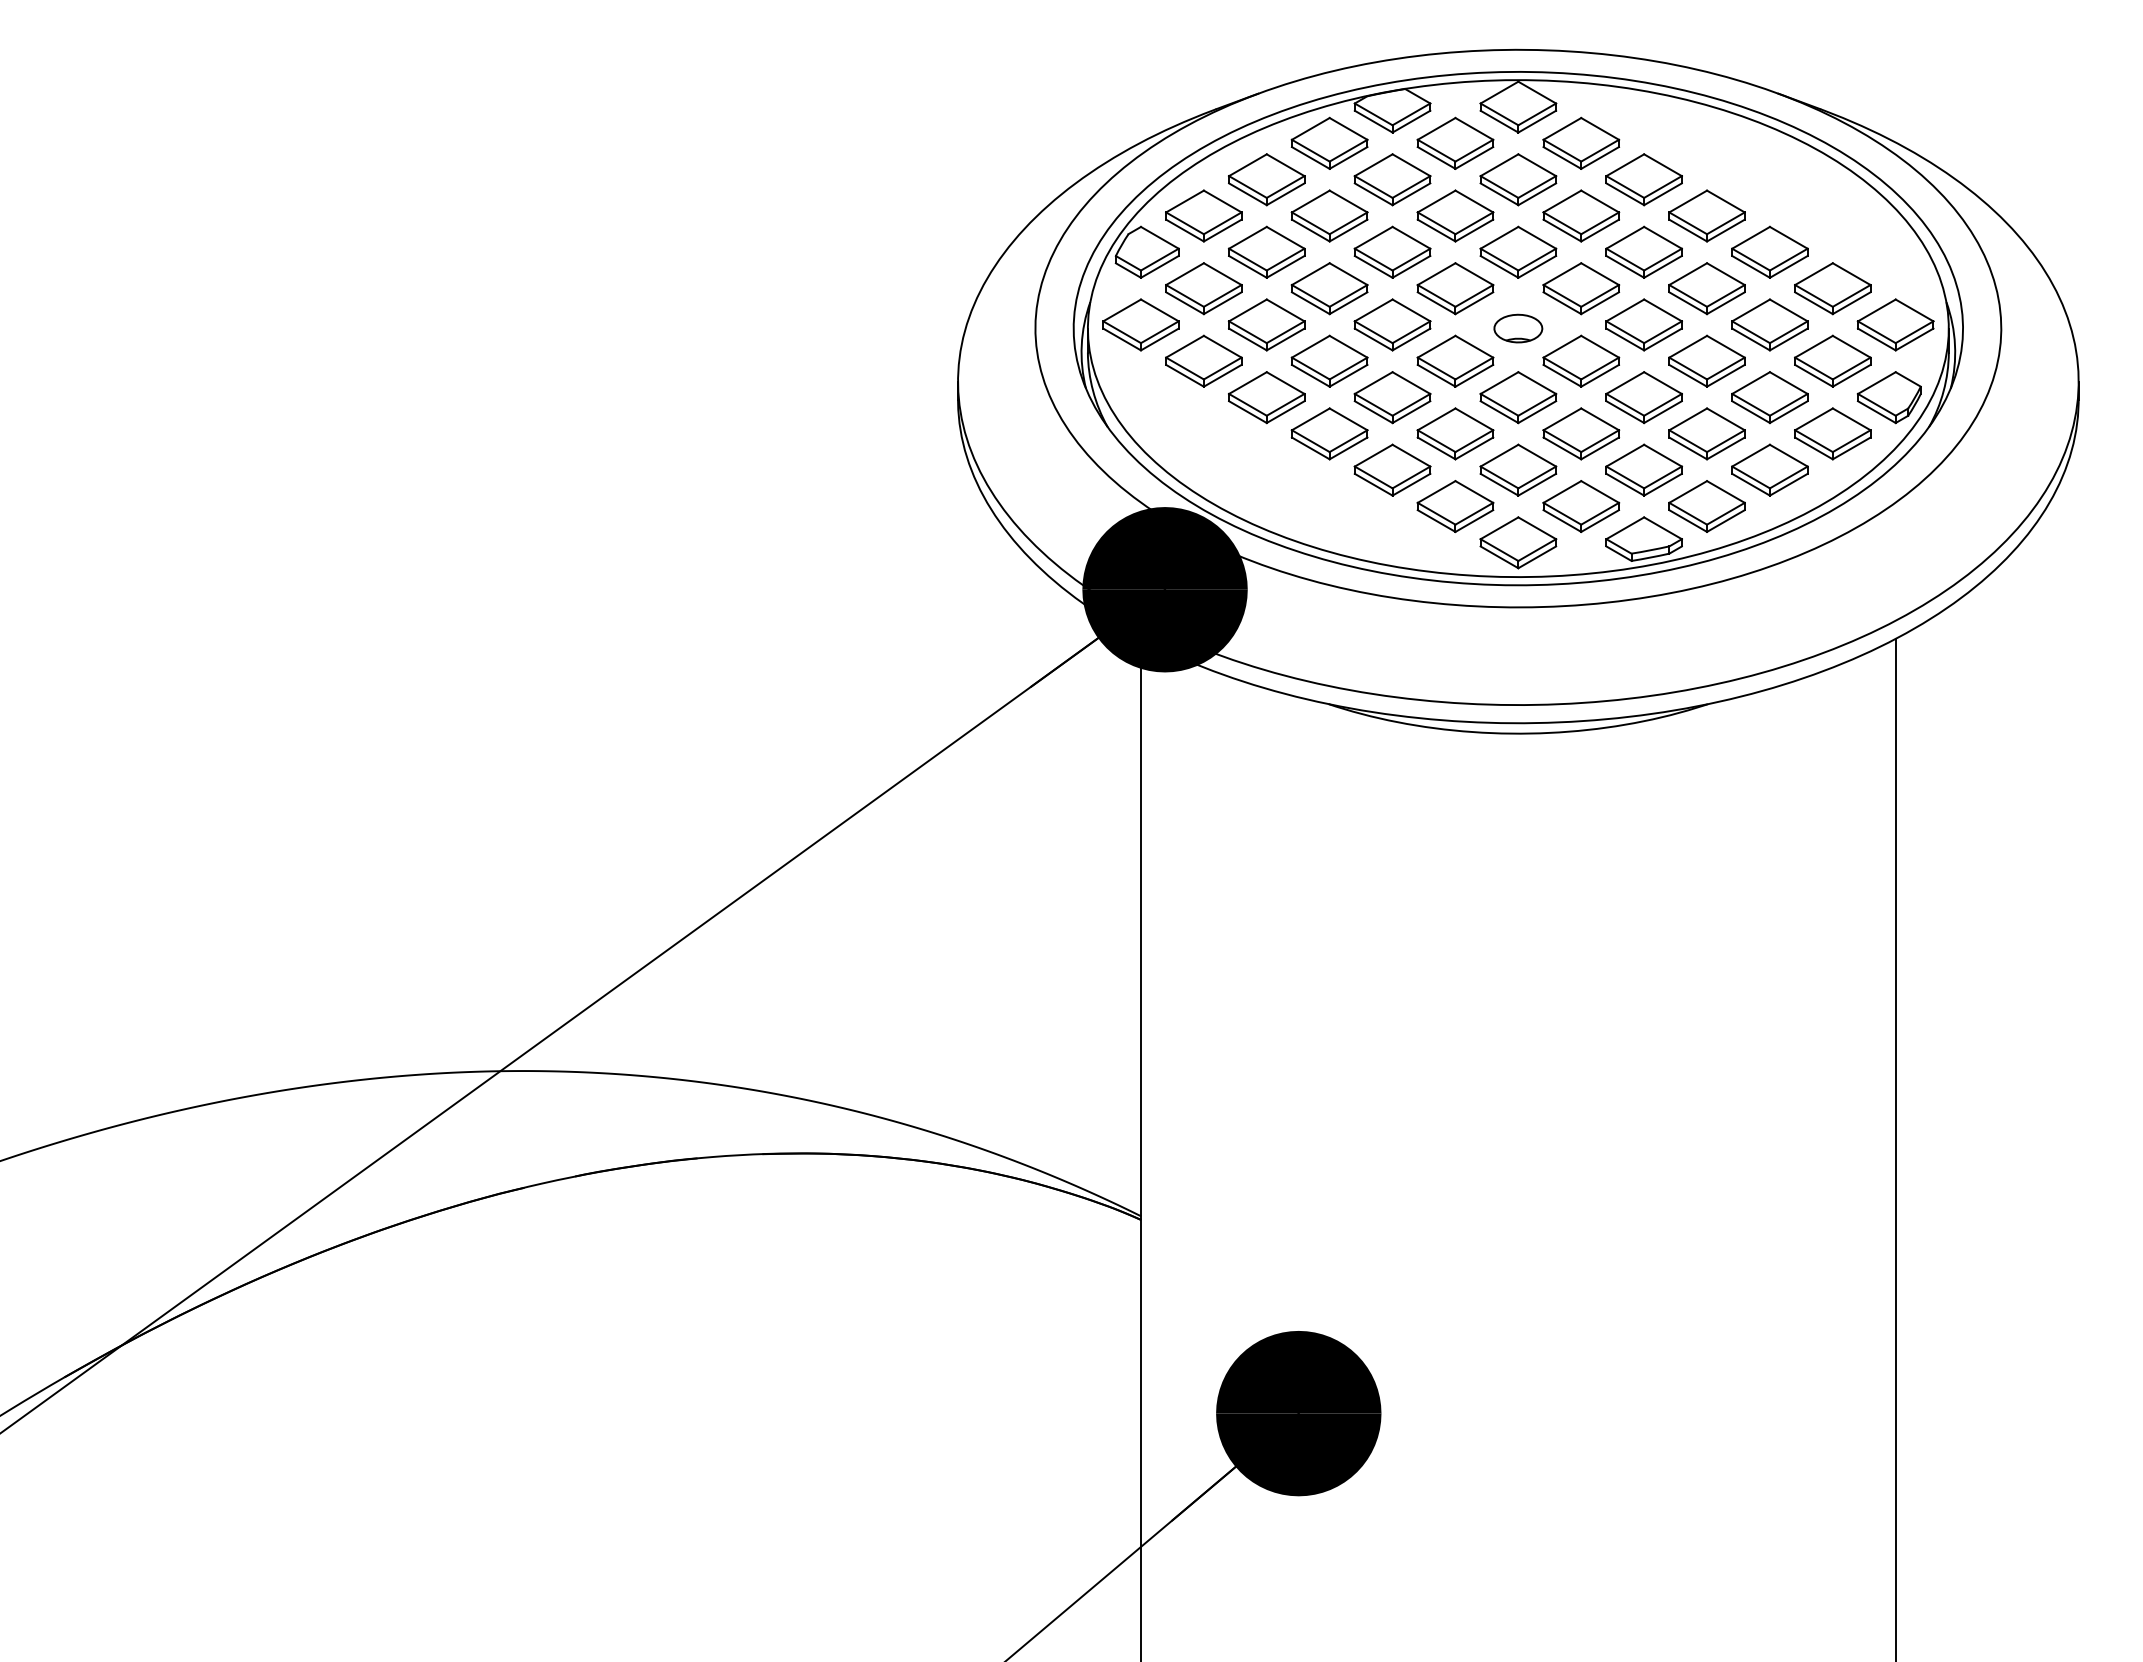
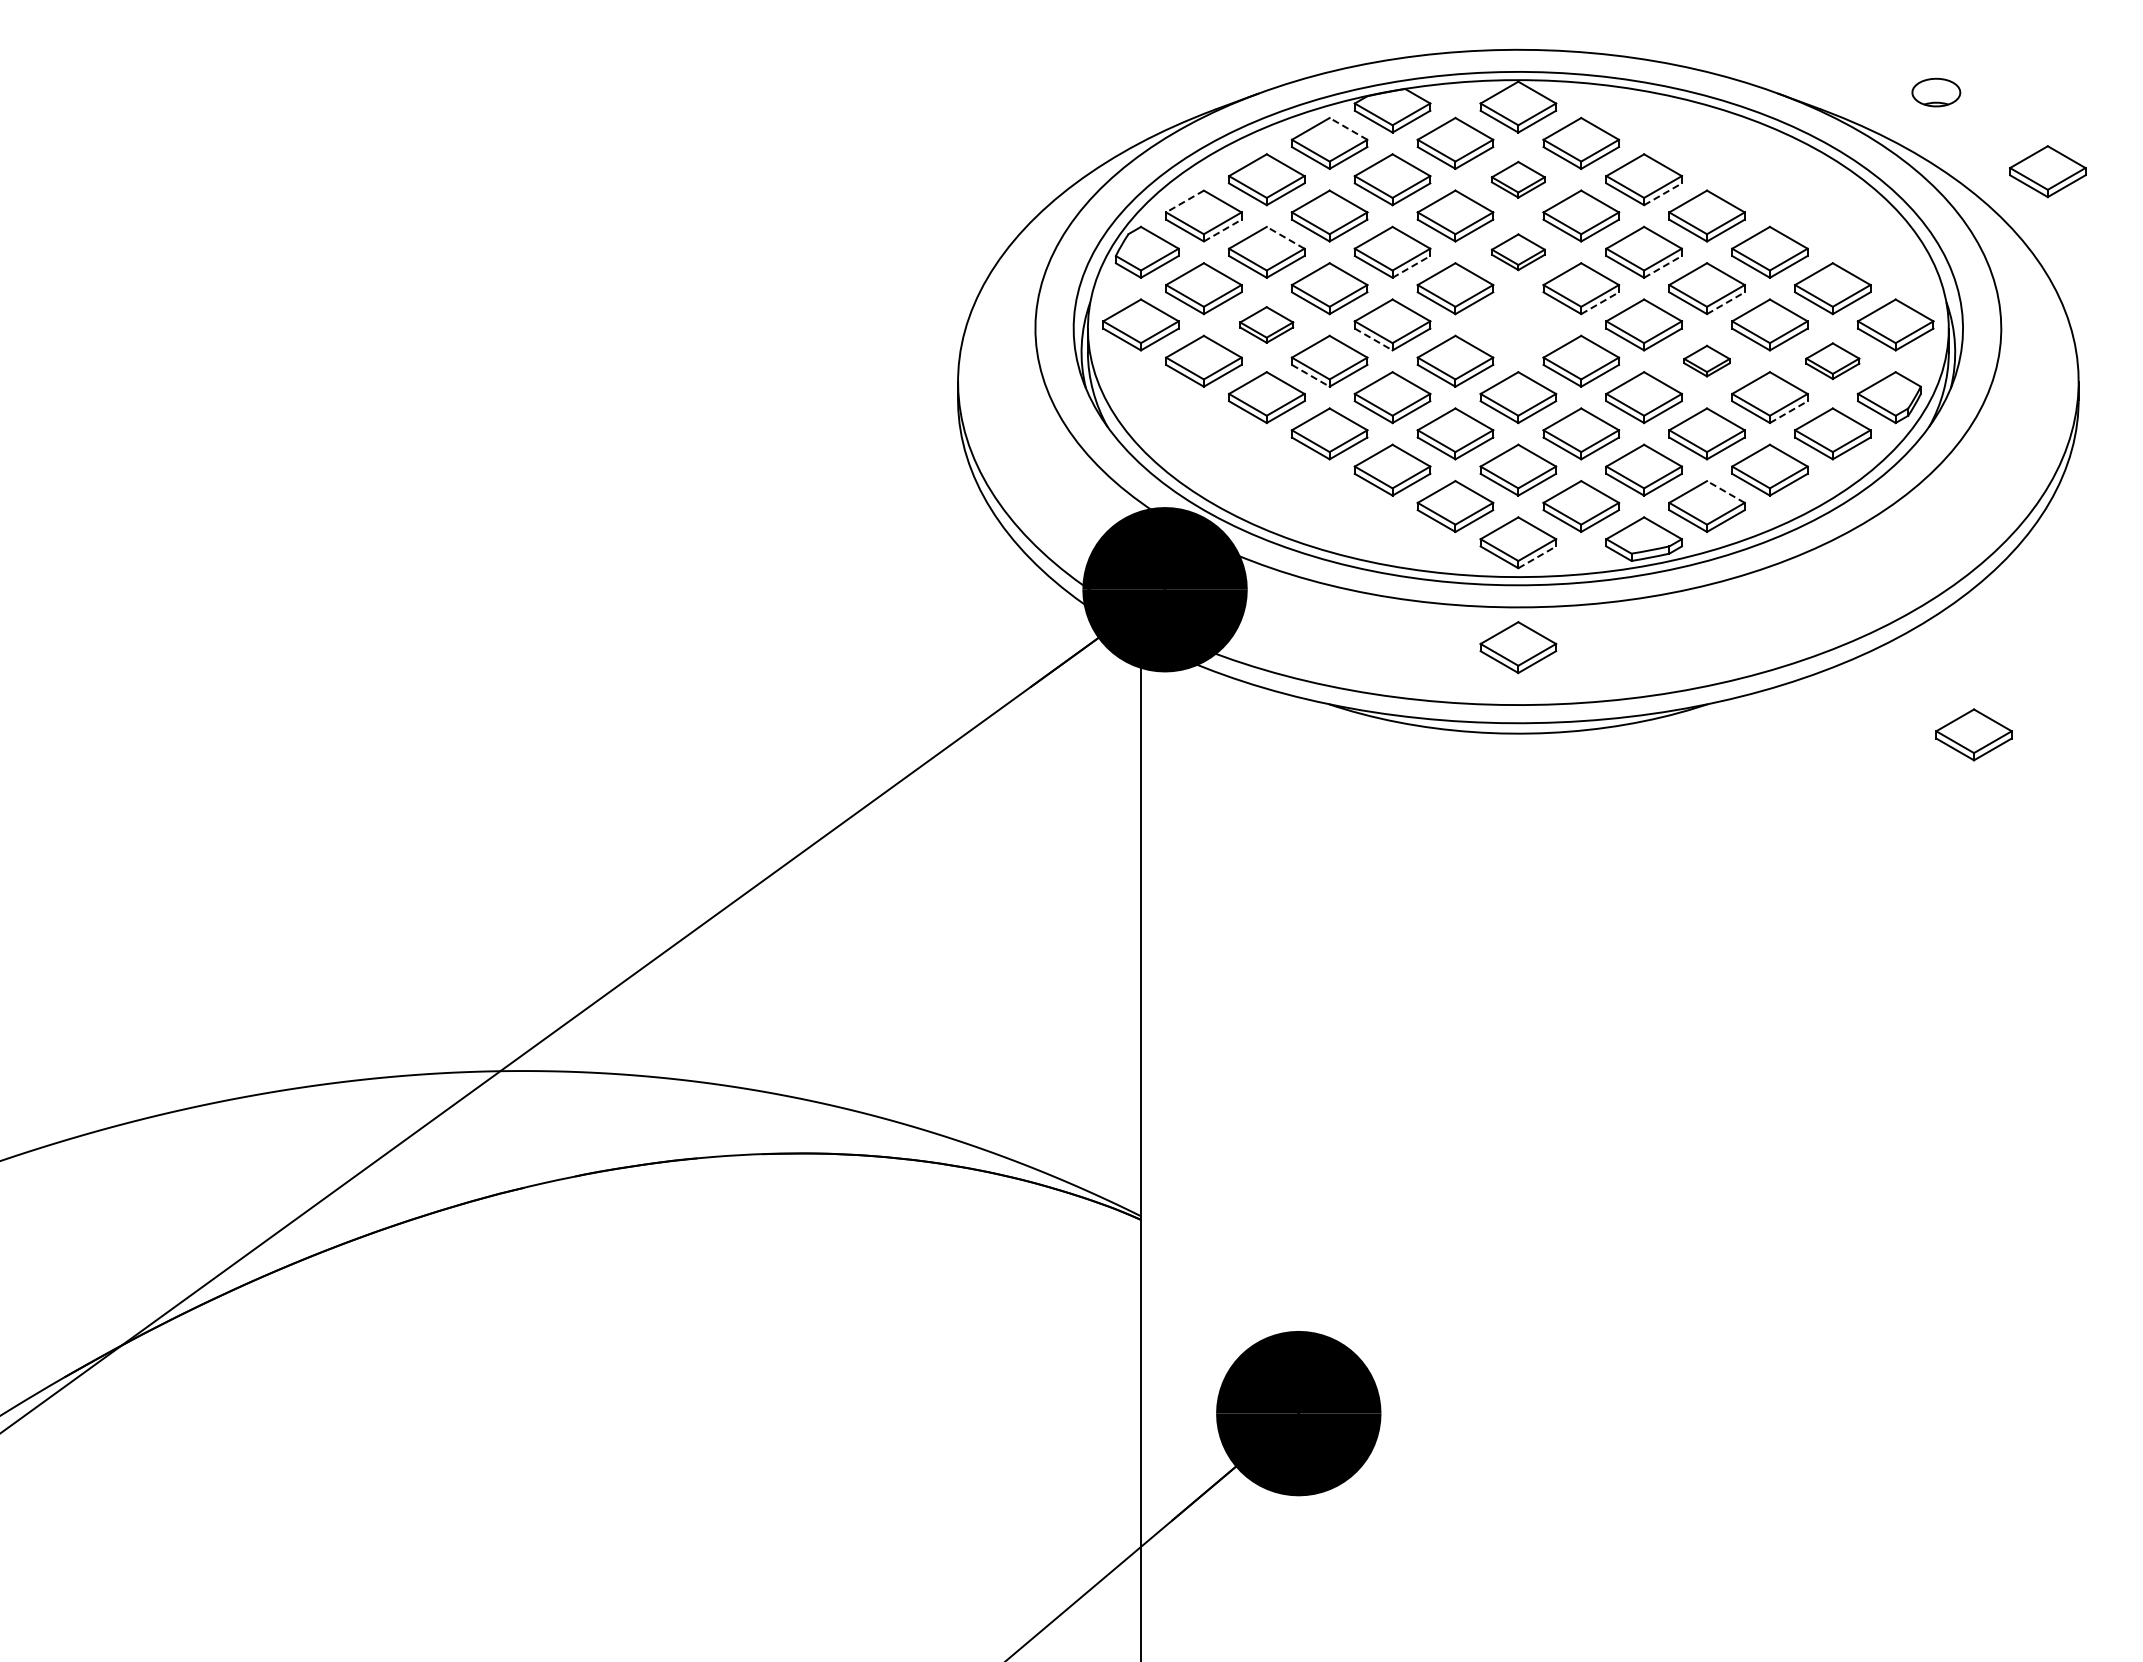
line: solid -> dashed (1348, 128)
part: none -> present (2047, 171)
part size: 79x54 px -> 56x39 px (1517, 179)
line: solid -> dashed (1663, 194)
line: solid -> dashed (1185, 201)
line: solid -> dashed (1222, 230)
line: solid -> dashed (1285, 237)
part size: 79x54 px -> 56x39 px (1517, 252)
line: solid -> dashed (1411, 266)
line: solid -> dashed (1663, 266)
line: solid -> dashed (1600, 303)
line: solid -> dashed (1725, 303)
part size: 79x54 px -> 56x38 px (1266, 324)
part position: (1518, 328) -> (1936, 92) (1936, 92)
line: solid -> dashed (1373, 339)
part size: 78x54 px -> 48x34 px (1706, 360)
part size: 78x54 px -> 56x39 px (1832, 361)
line: solid -> dashed (1310, 375)
line: solid -> dashed (1788, 412)
line: solid -> dashed (1725, 492)
line: solid -> dashed (1537, 557)
part: none -> present (1518, 647)
part: none -> present (1973, 734)
line: present -> none (1895, 1148)
